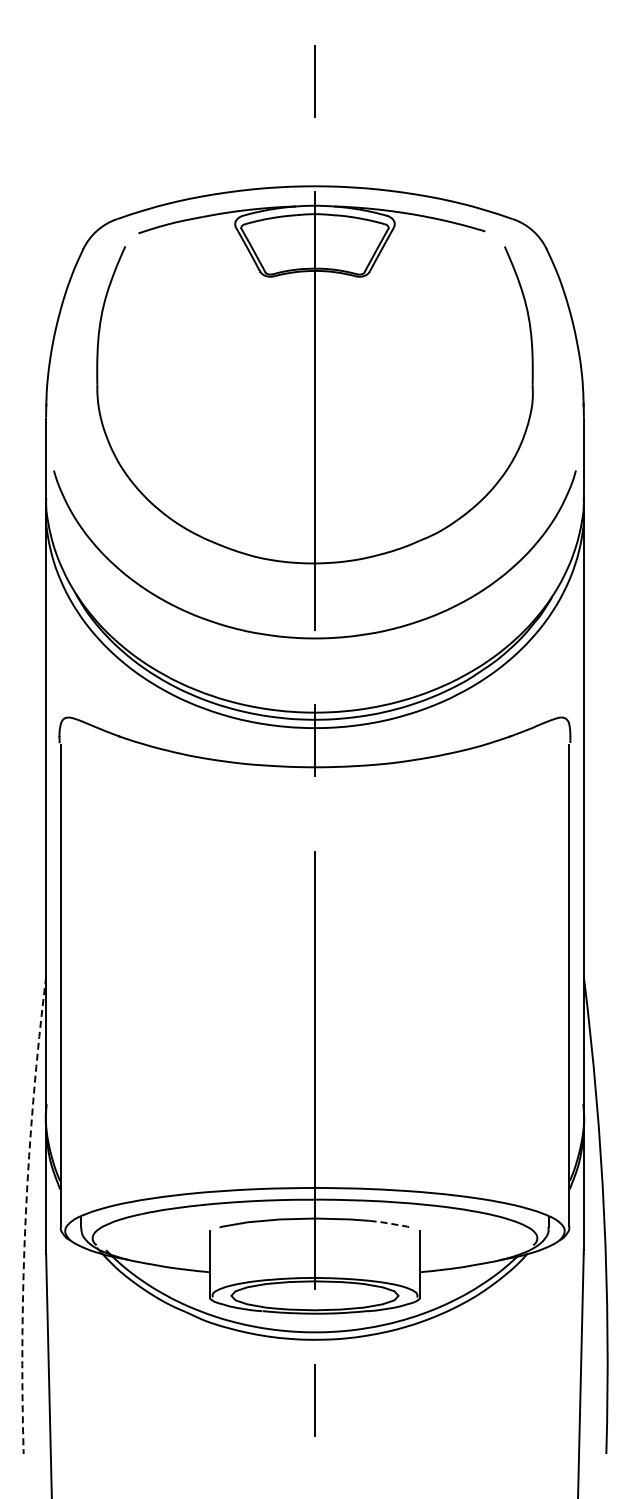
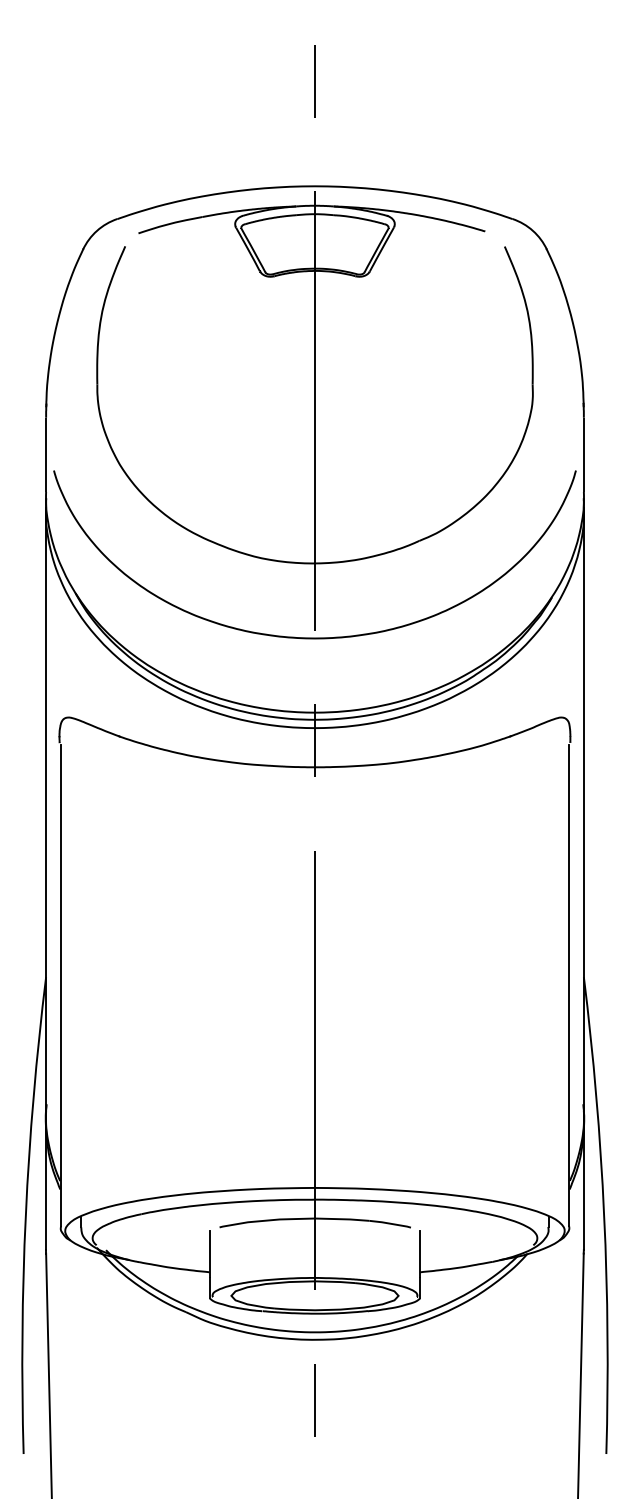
arc: dashed -> solid (25, 1215)
line: dashed -> solid (390, 1223)
